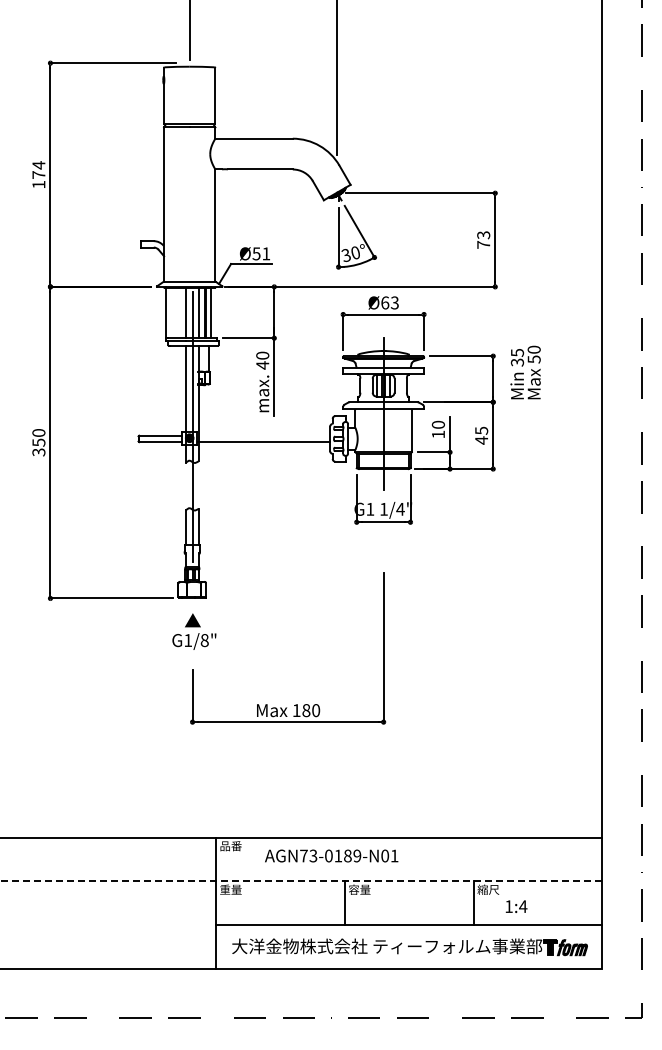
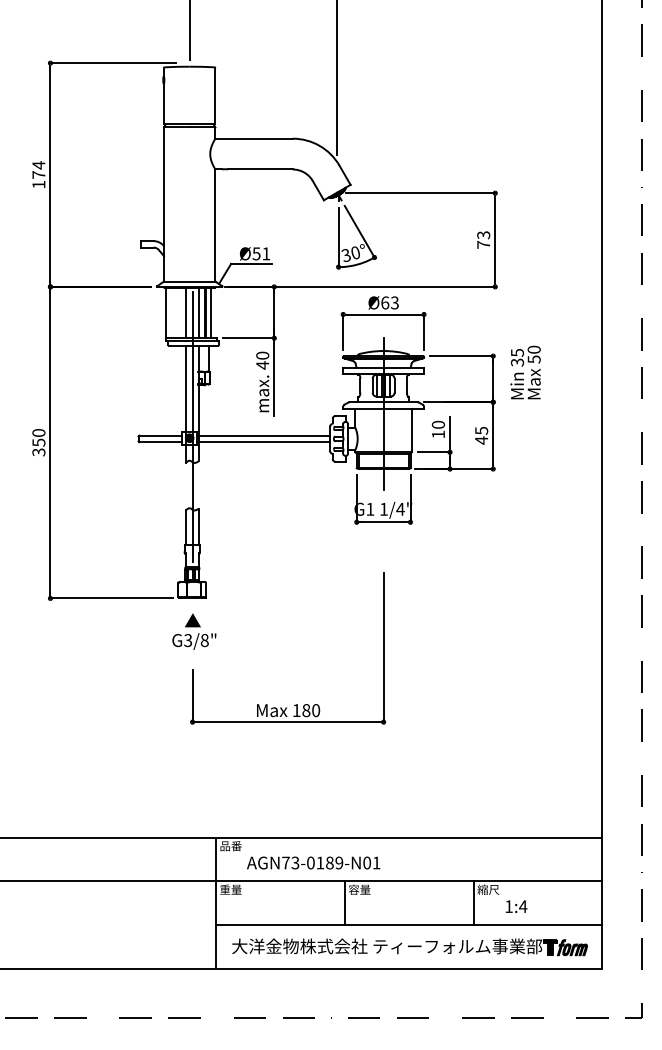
line: none -> present (264, 435)
text: G1/8" -> G3/8" (188, 640)
text position: (331, 855) -> (313, 862) (313, 862)
line: dashed -> solid (301, 881)
